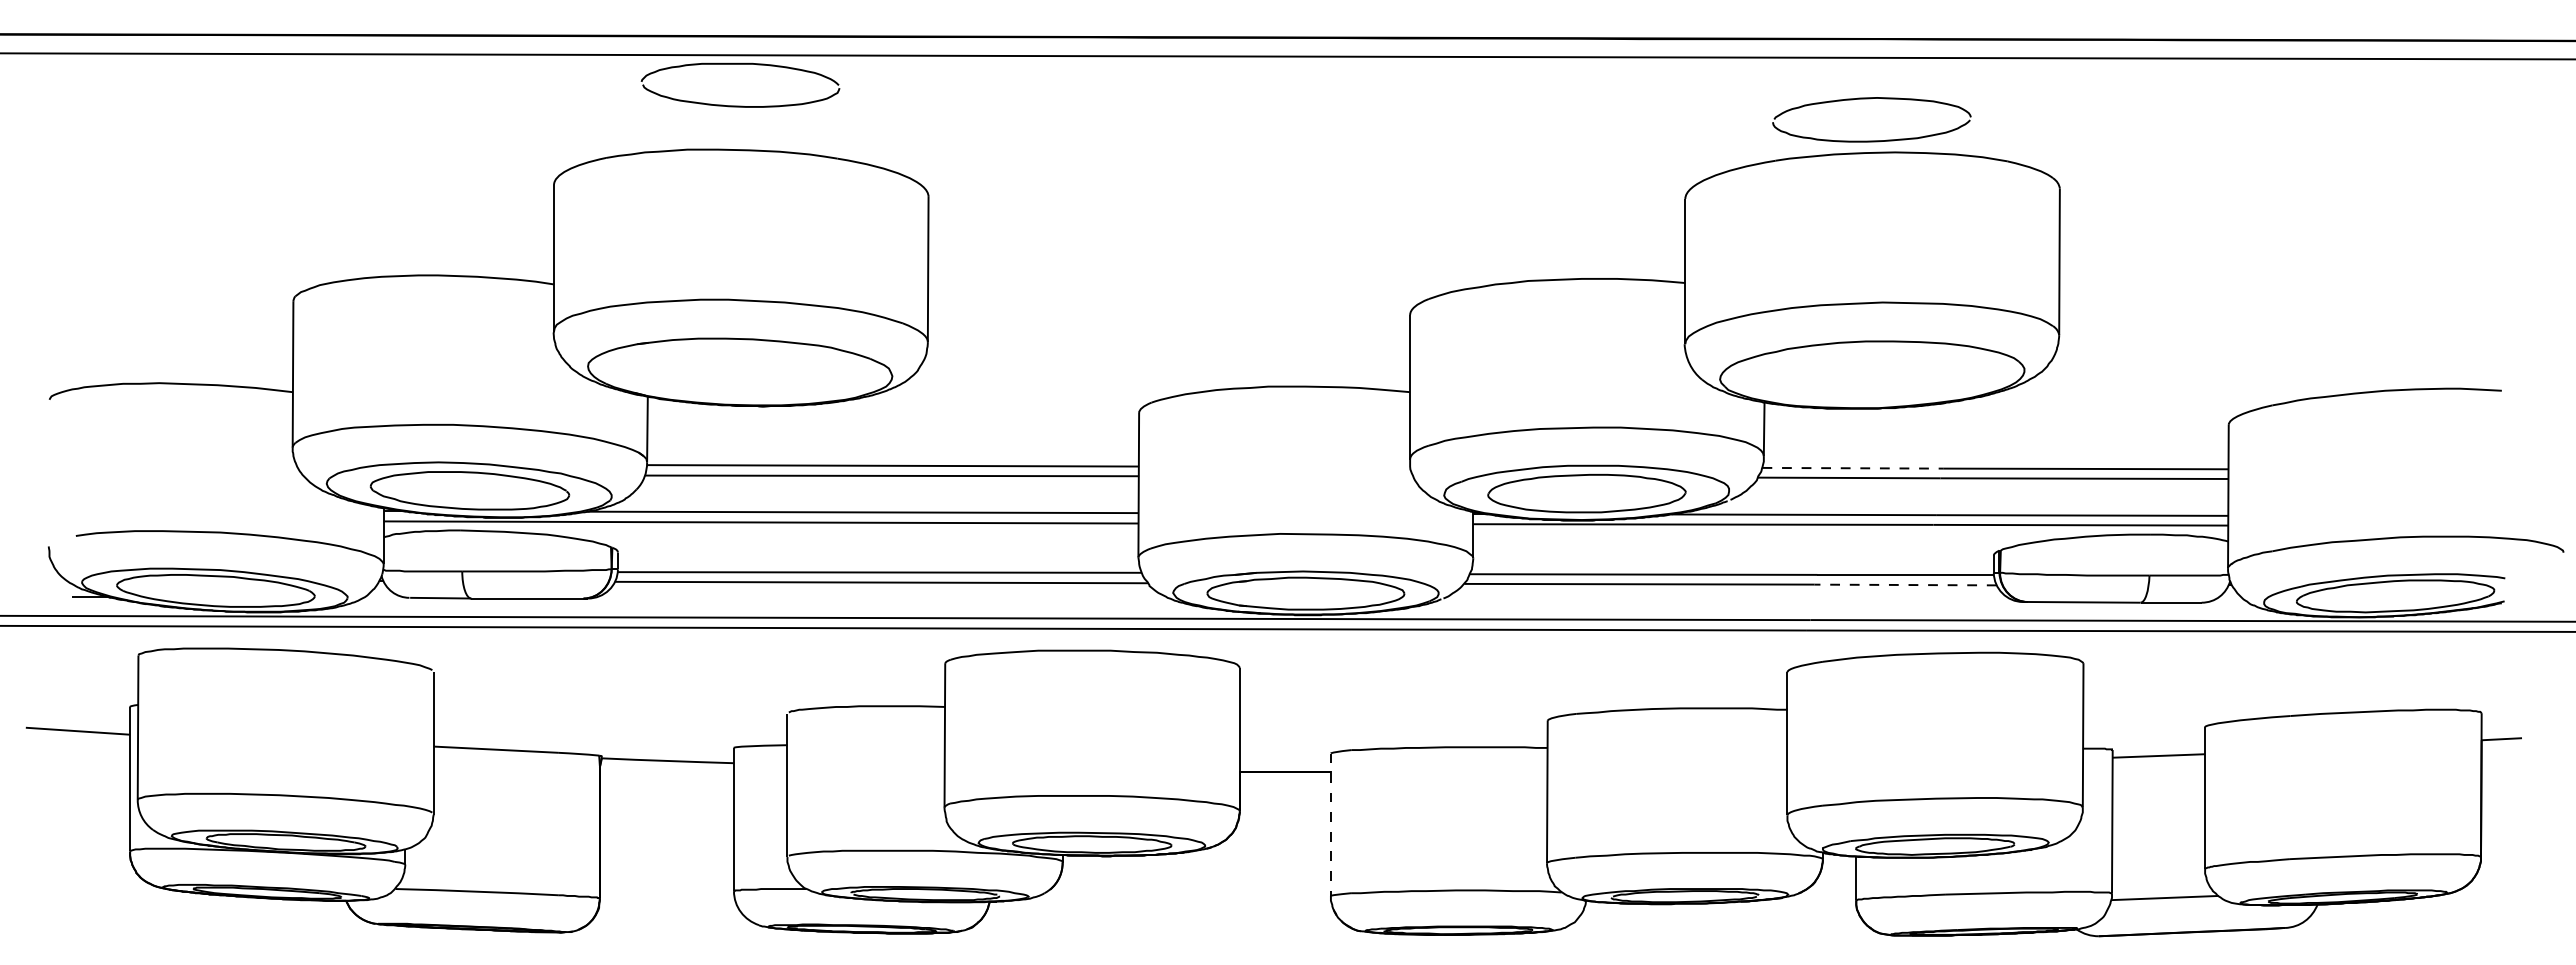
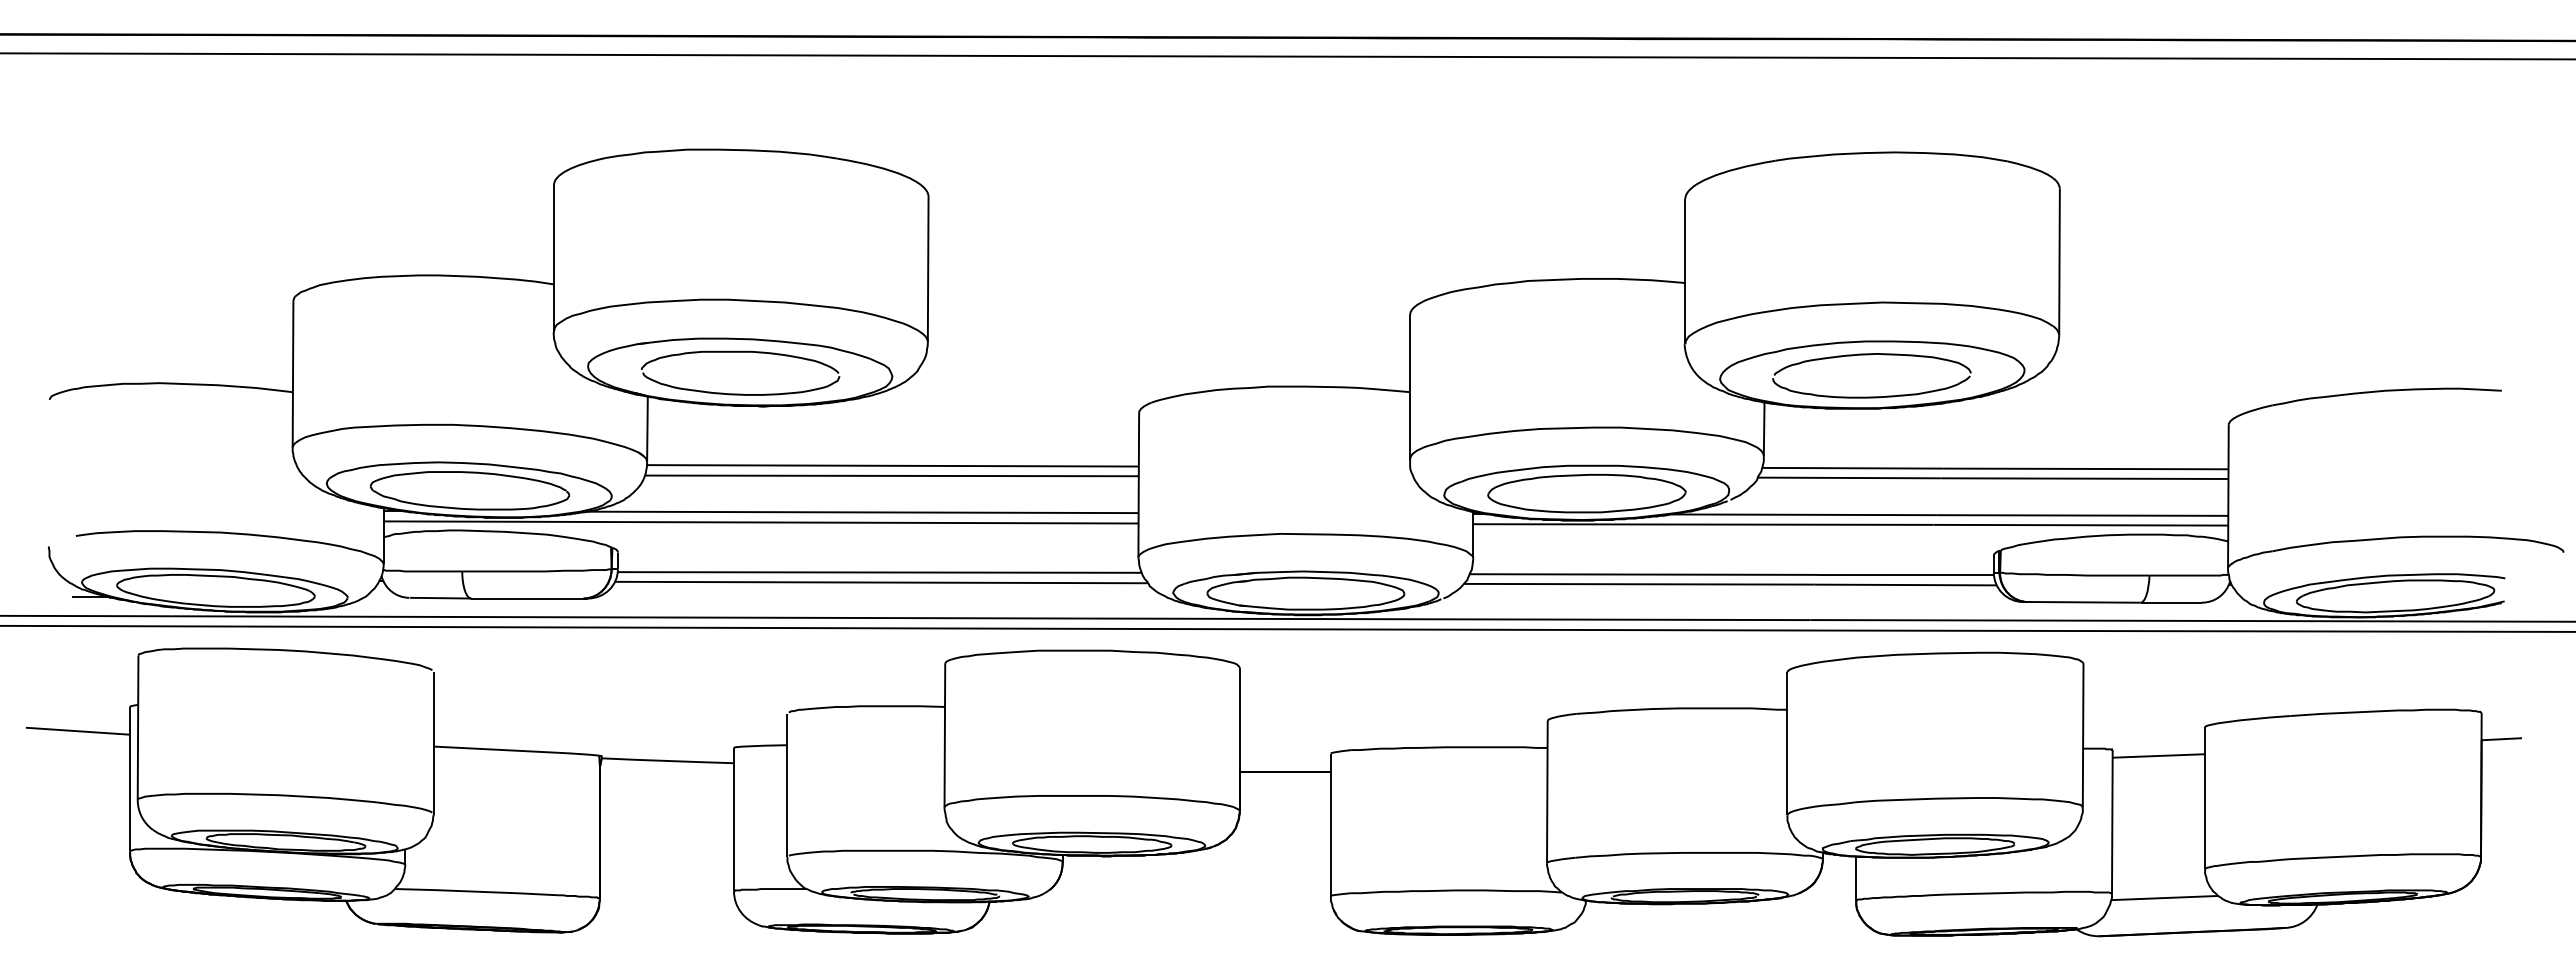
part position: (740, 64) -> (740, 352) (740, 352)
part position: (1870, 99) -> (1870, 355) (1870, 355)
line: dashed -> solid (1853, 468)
line: dashed -> solid (1905, 585)
line: dashed -> solid (1330, 825)
